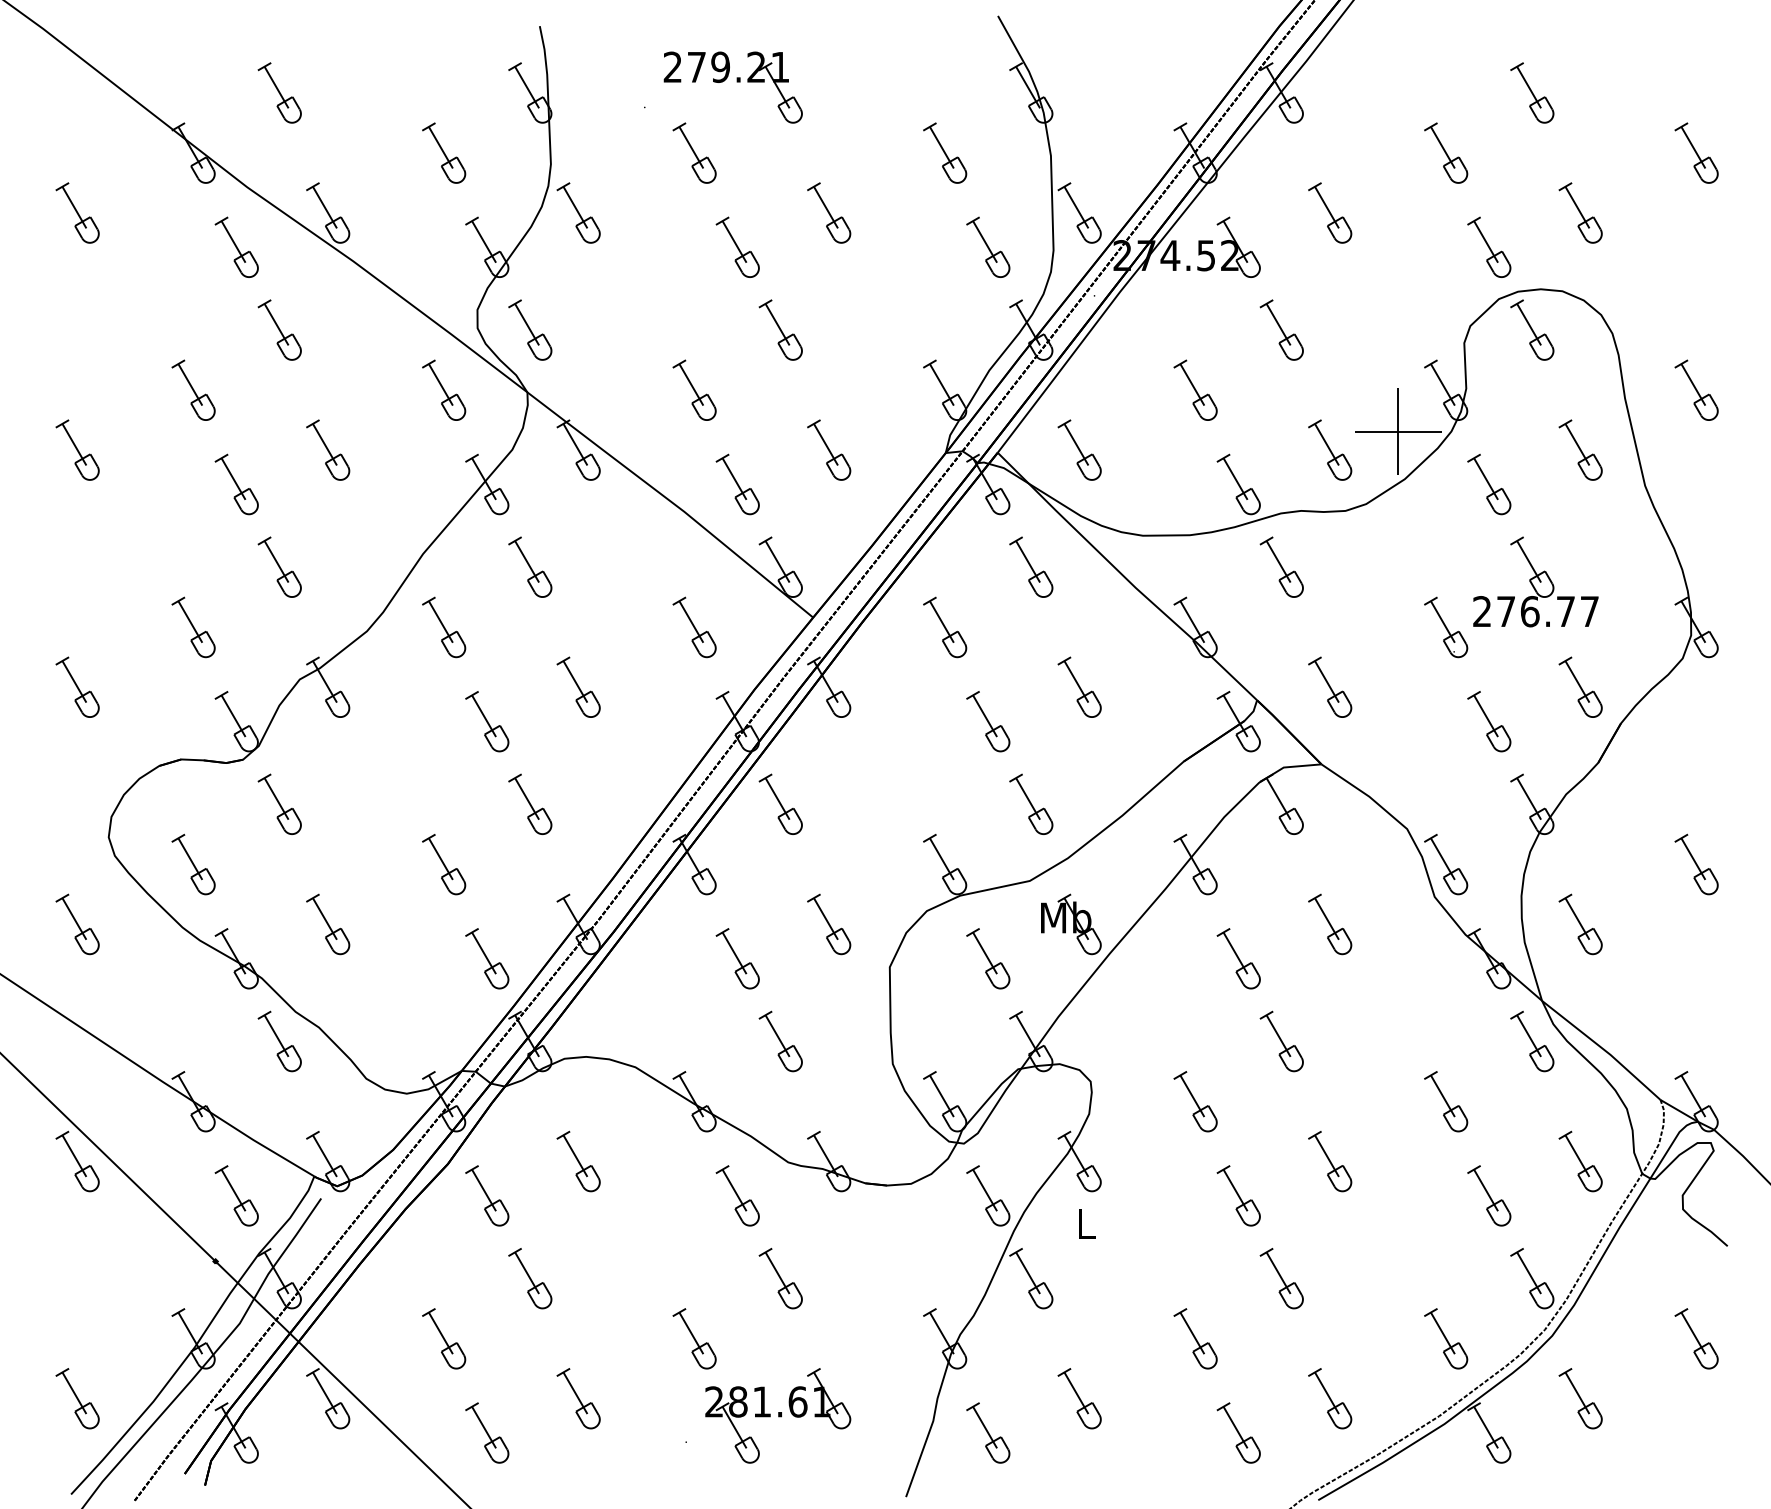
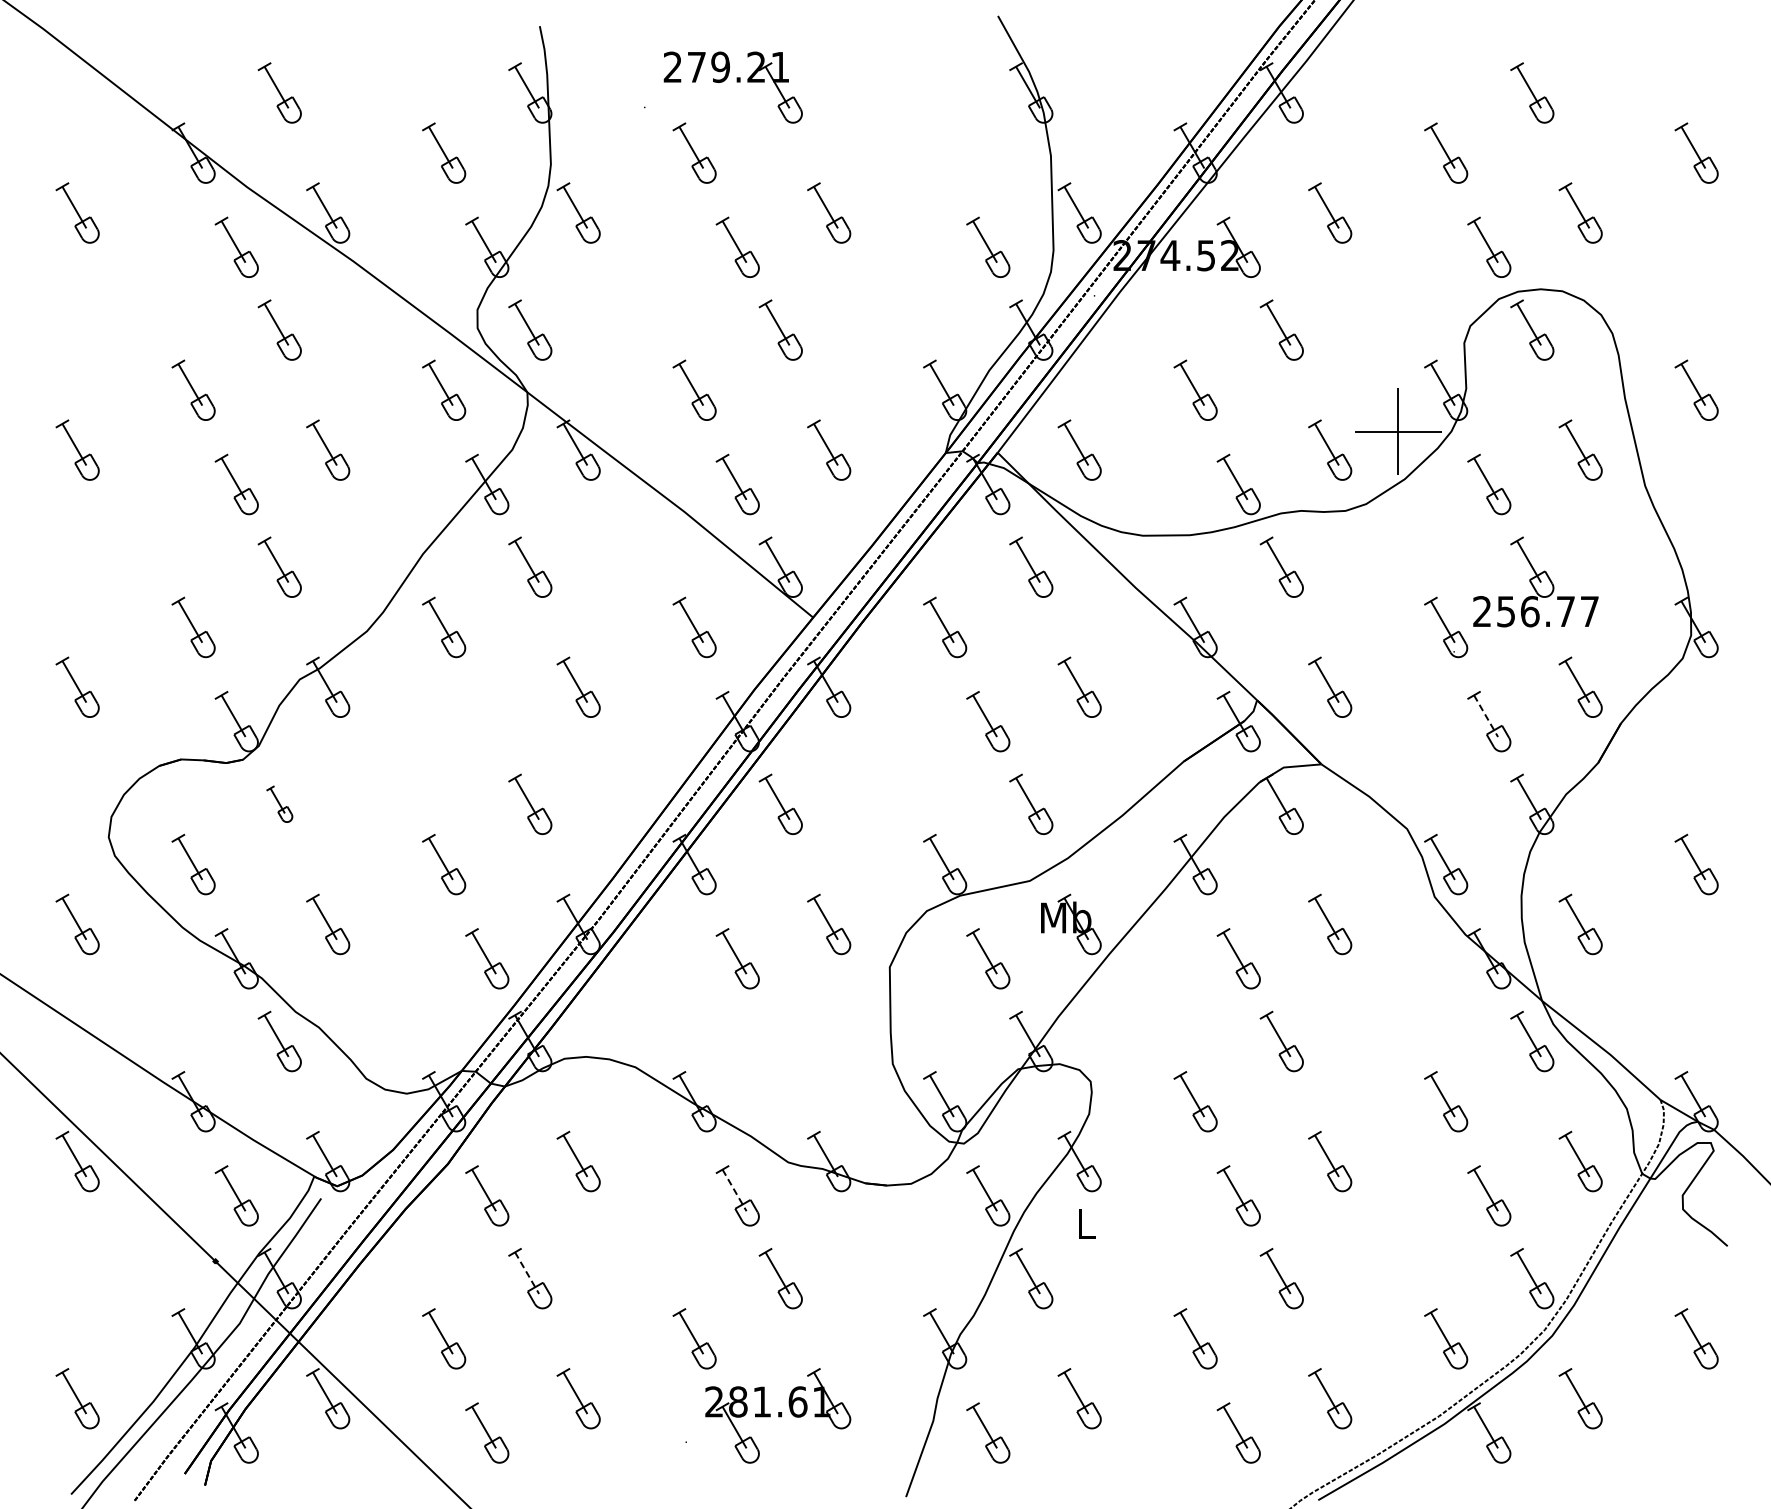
part: present -> none (945, 152)
text: 276.77 -> 256.77 (1505, 611)
line: solid -> dashed (1486, 716)
part: present -> none (487, 721)
part size: 45x62 px -> 28x38 px (279, 803)
part: present -> none (780, 1041)
line: solid -> dashed (734, 1190)
line: solid -> dashed (527, 1273)
